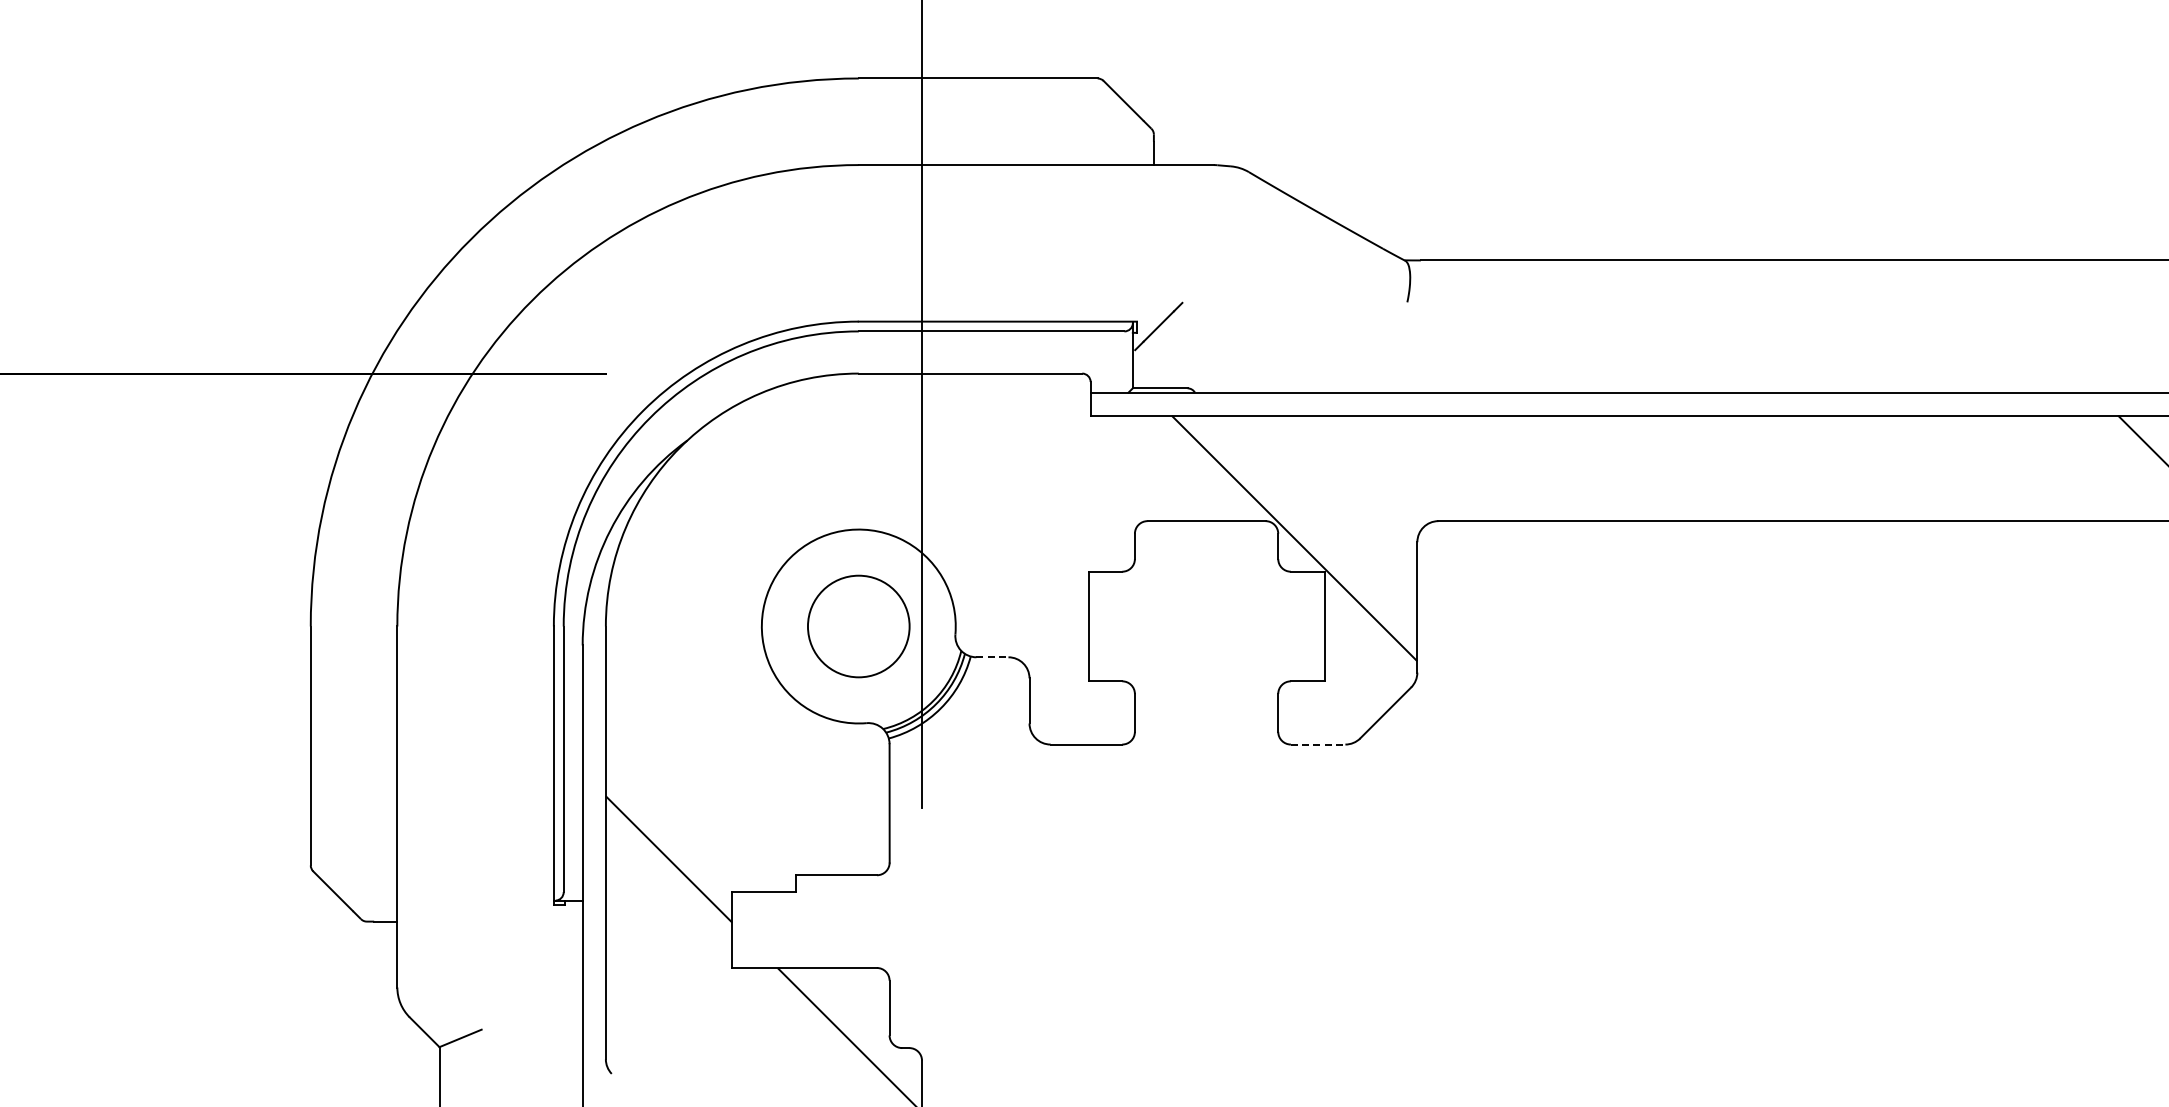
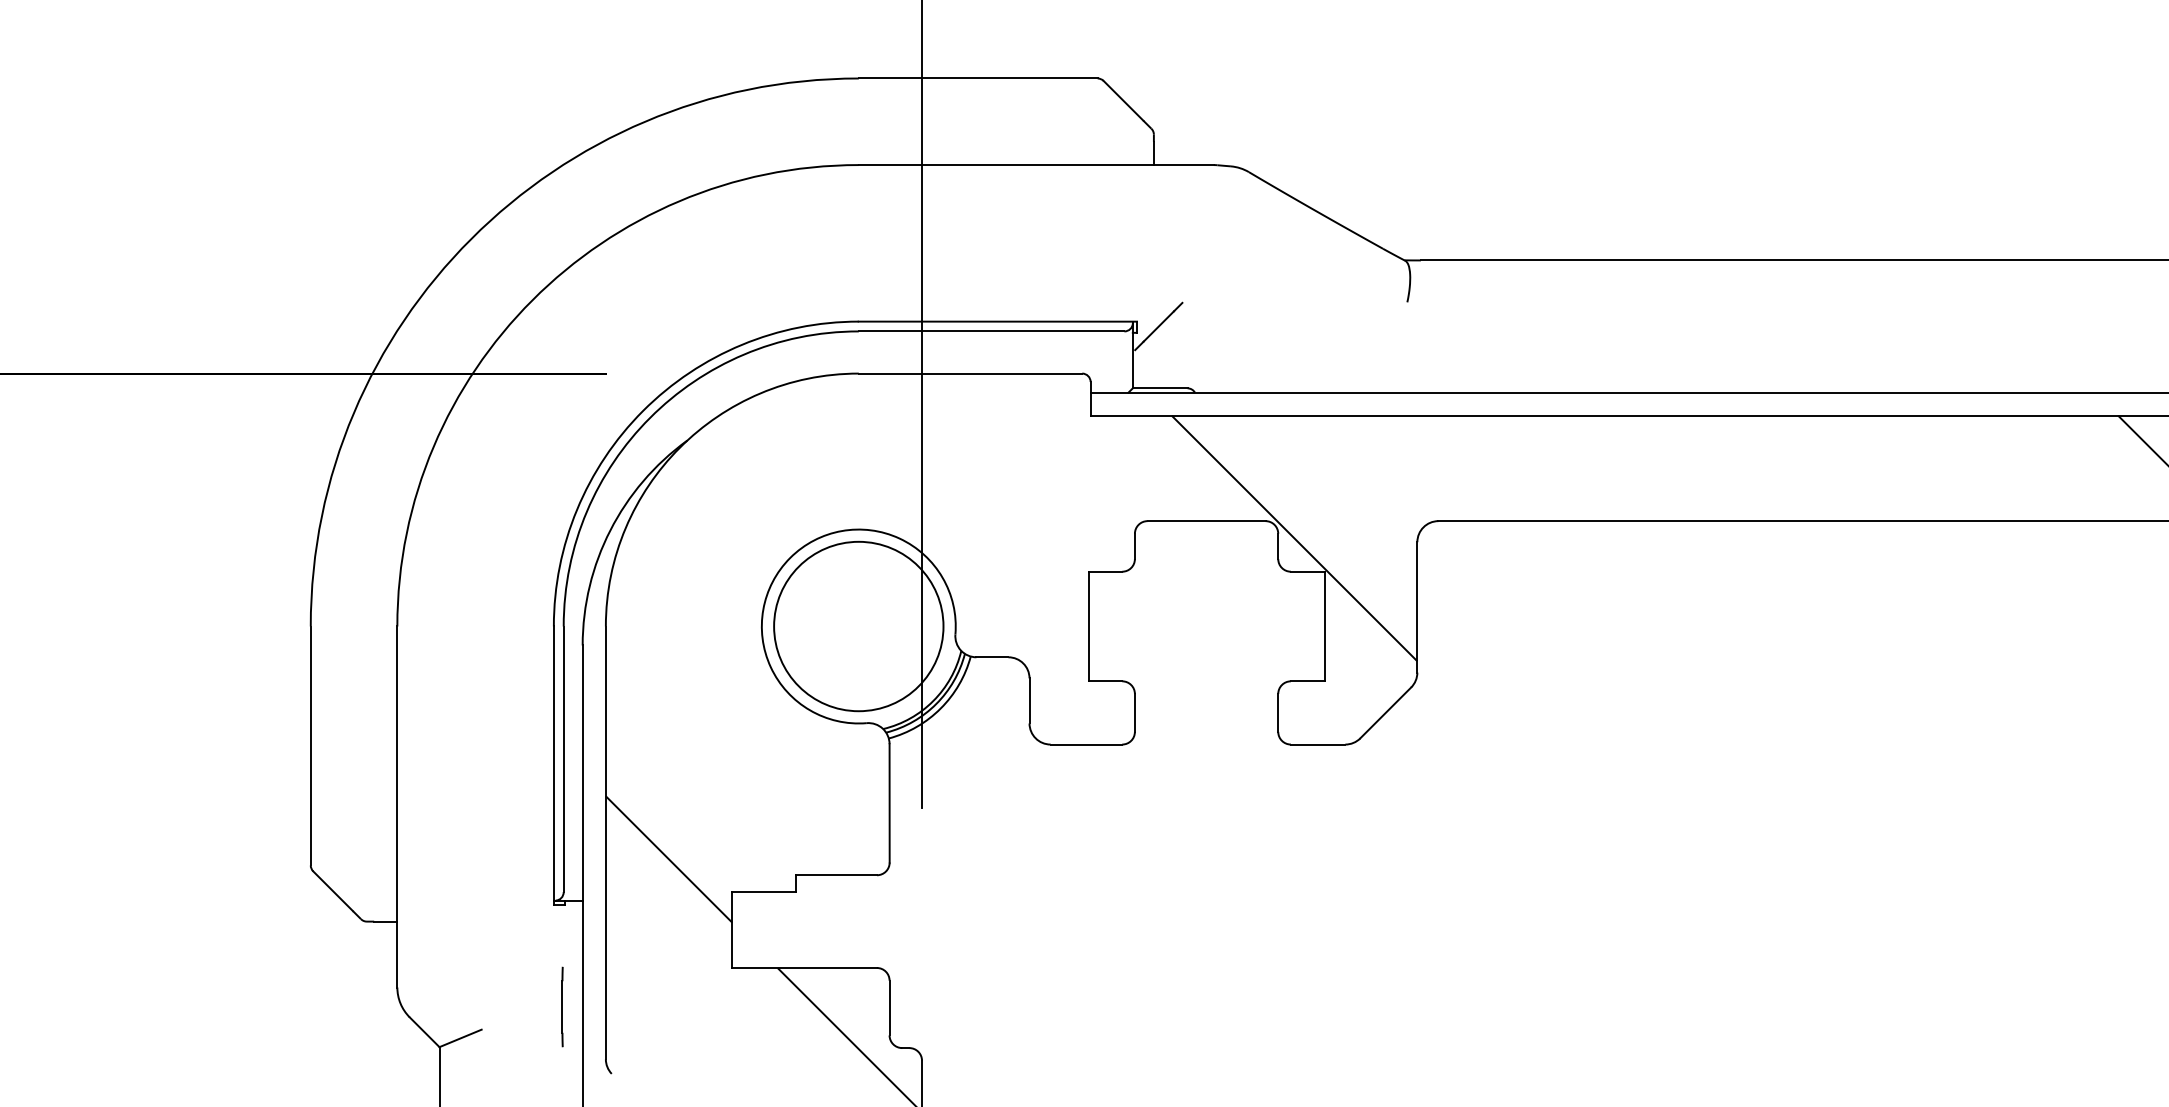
circle diameter: 102 px -> 169 px (858, 626)
line: dashed -> solid (992, 657)
line: dashed -> solid (1318, 744)
line: none -> present (562, 1006)
